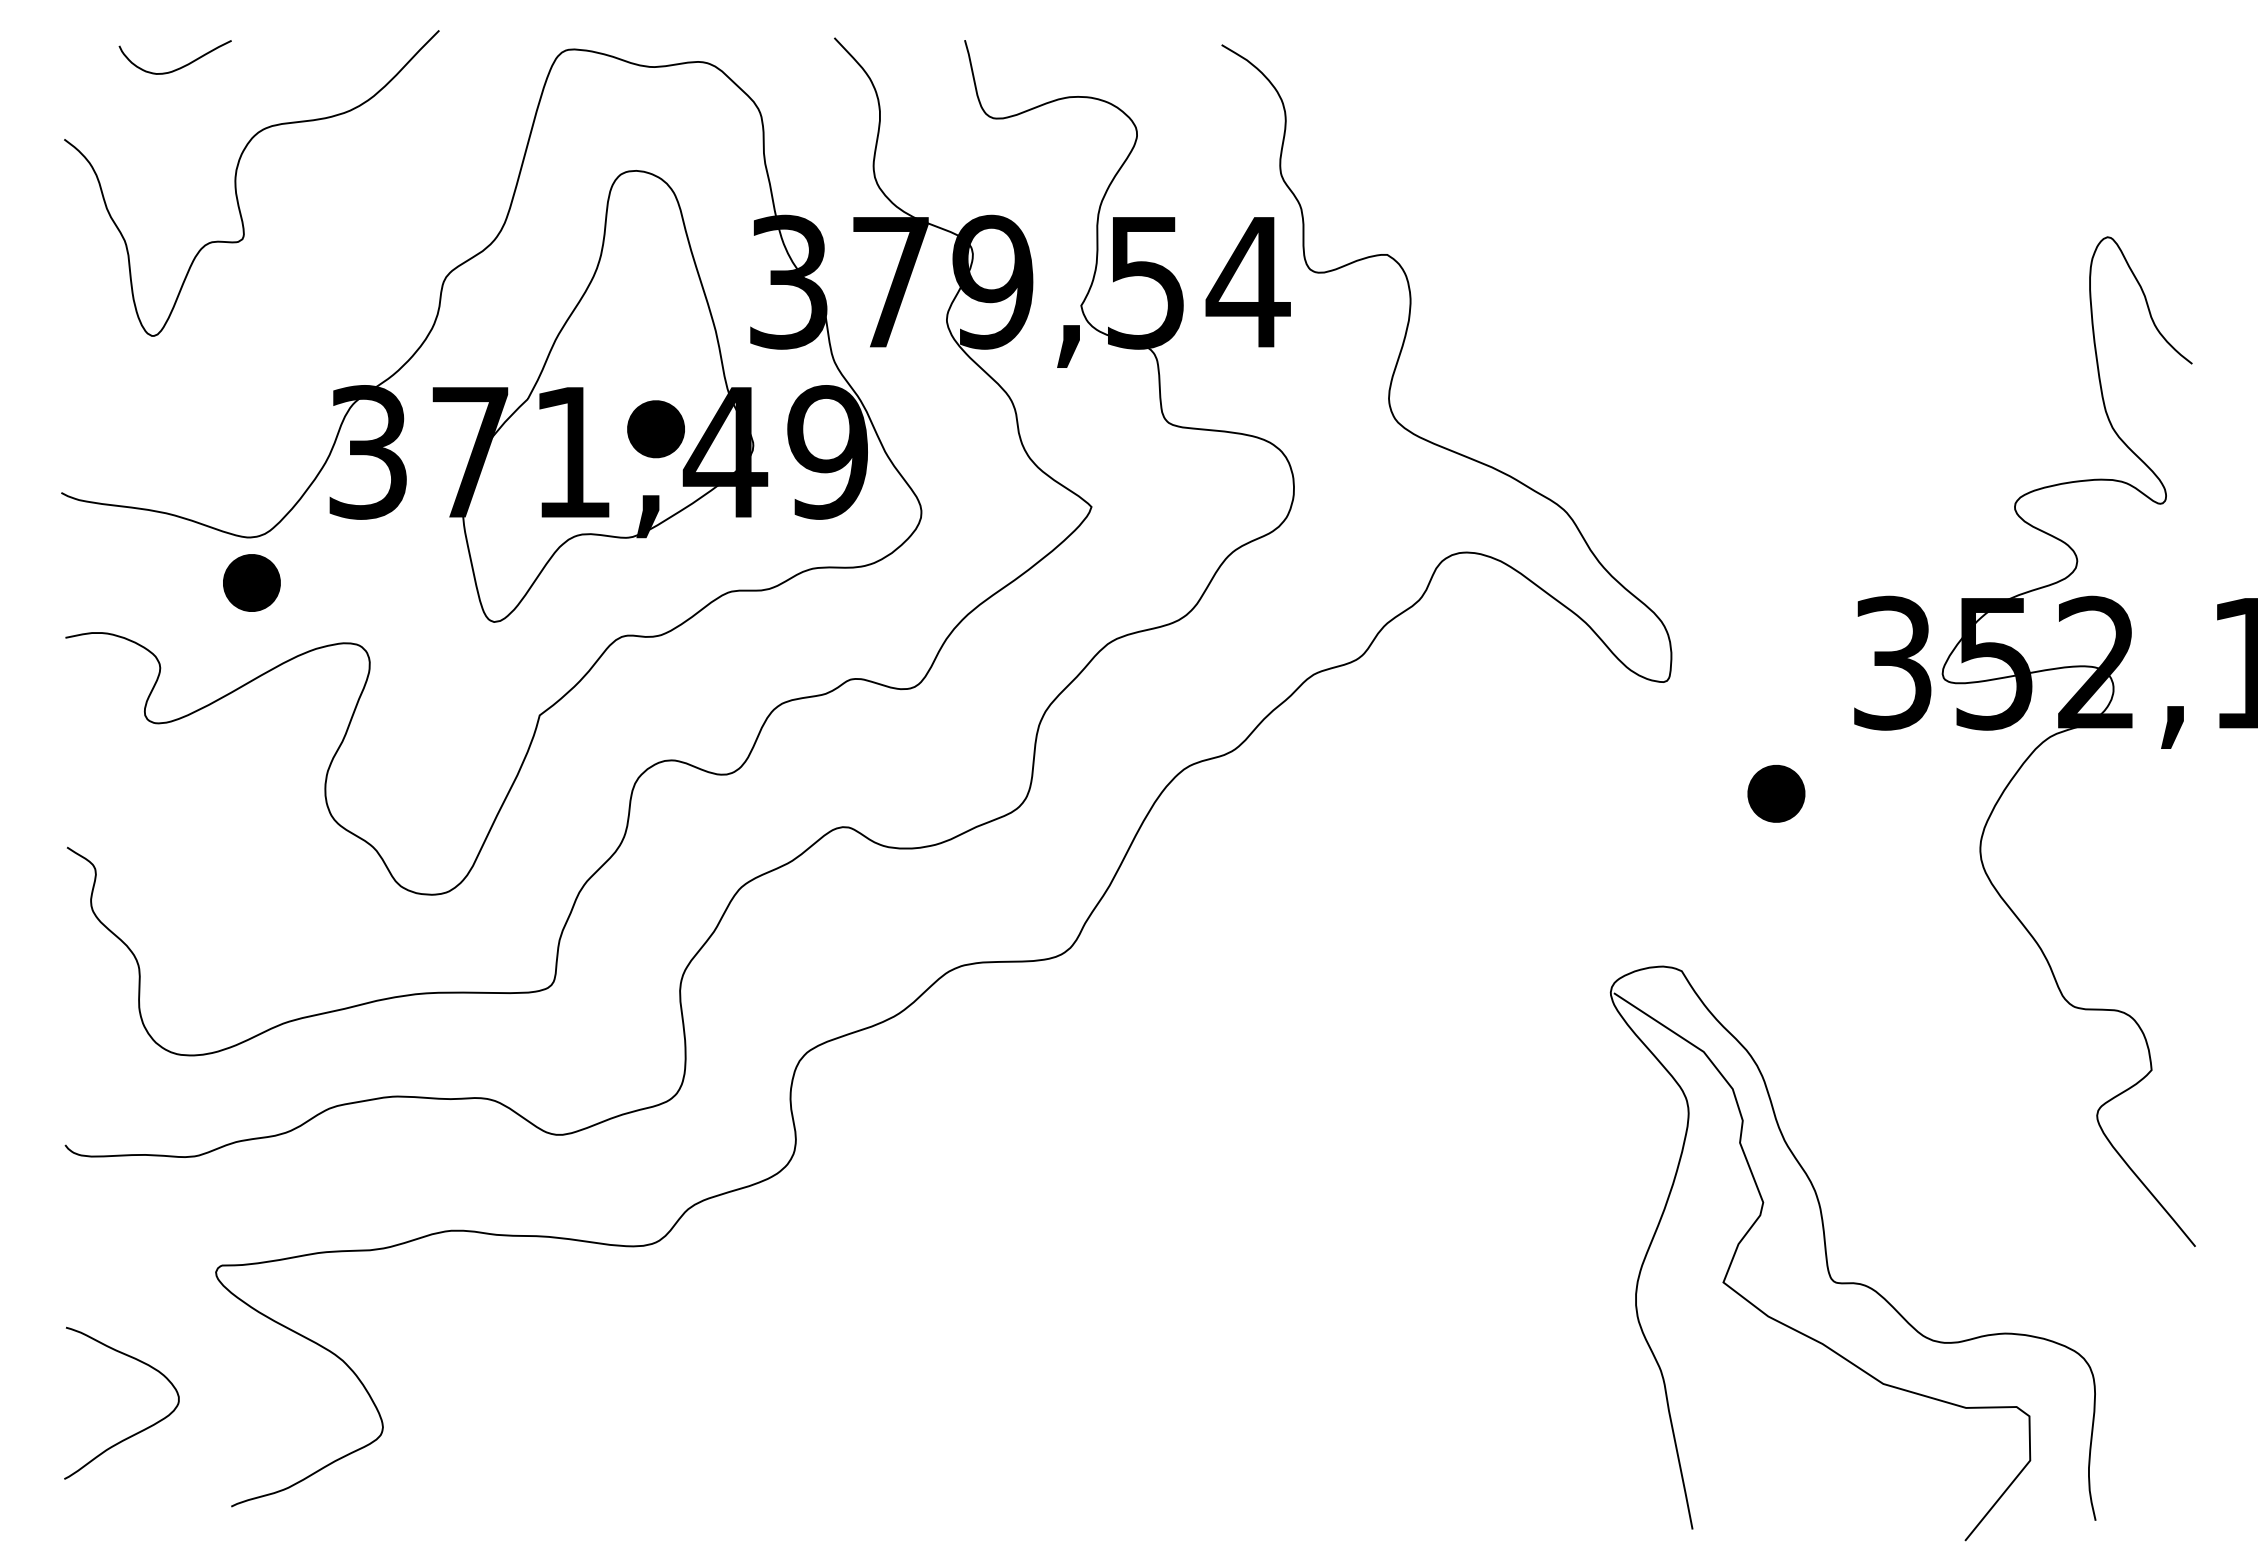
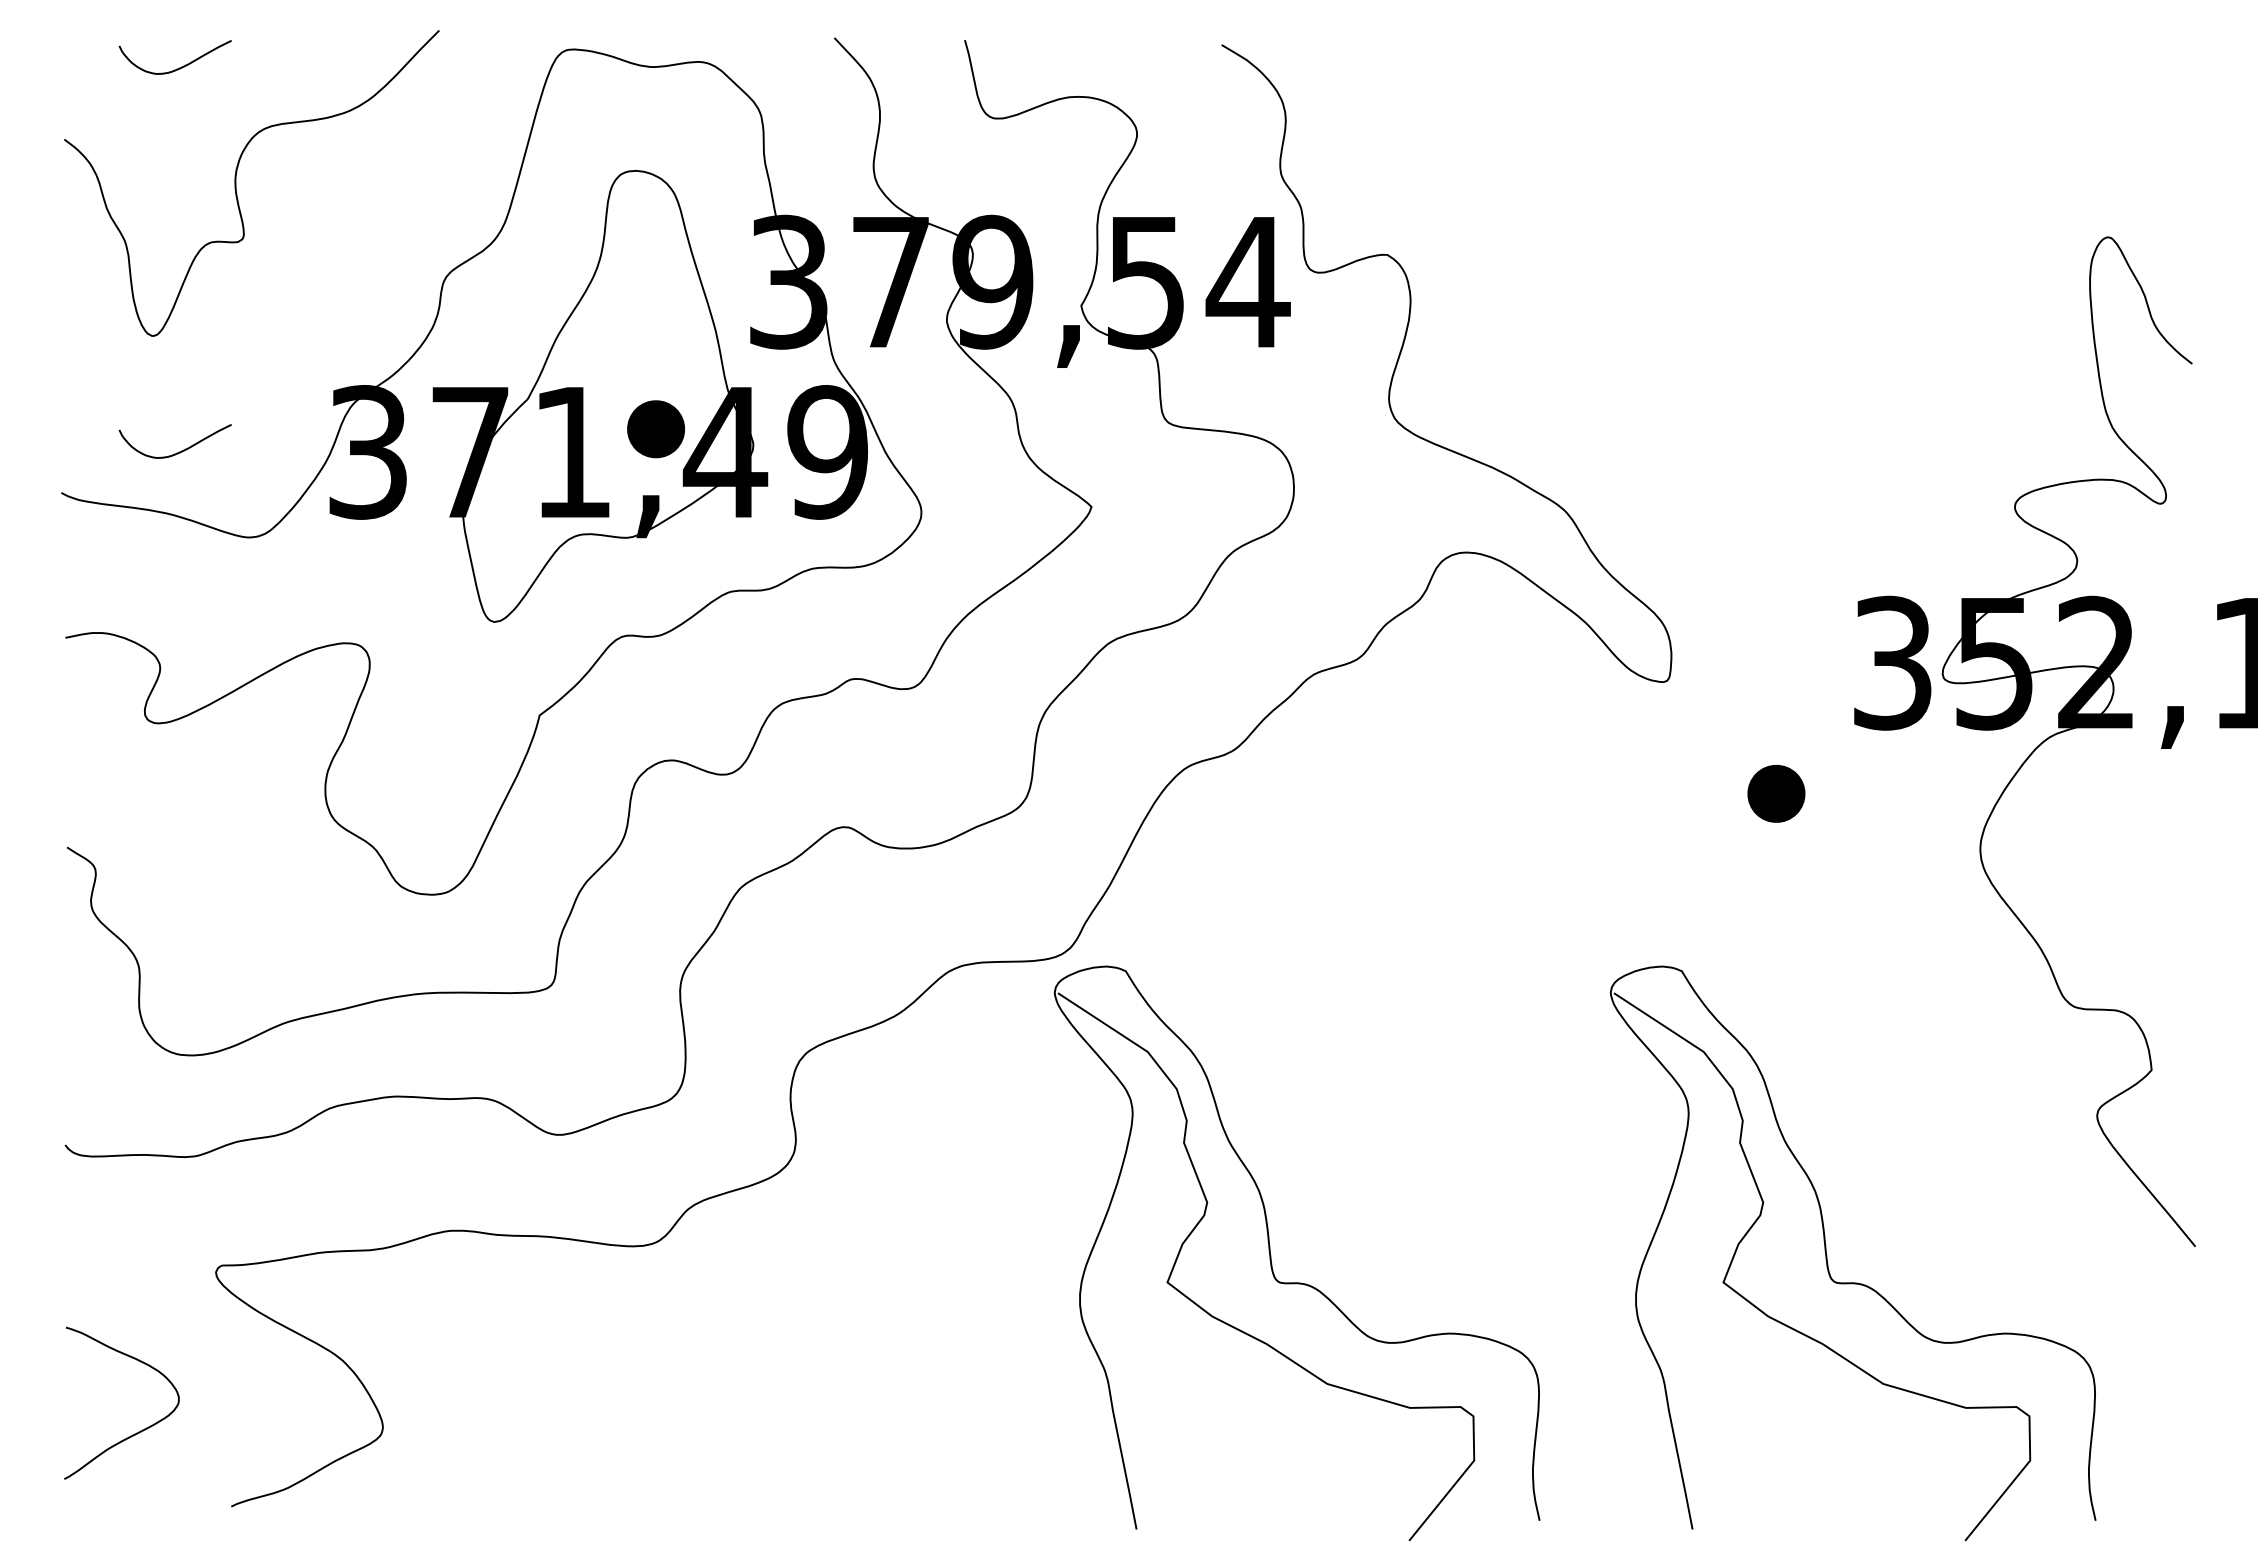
curve: none -> present (179, 451)
part: present -> none (251, 582)
part: none -> present (1271, 1255)
